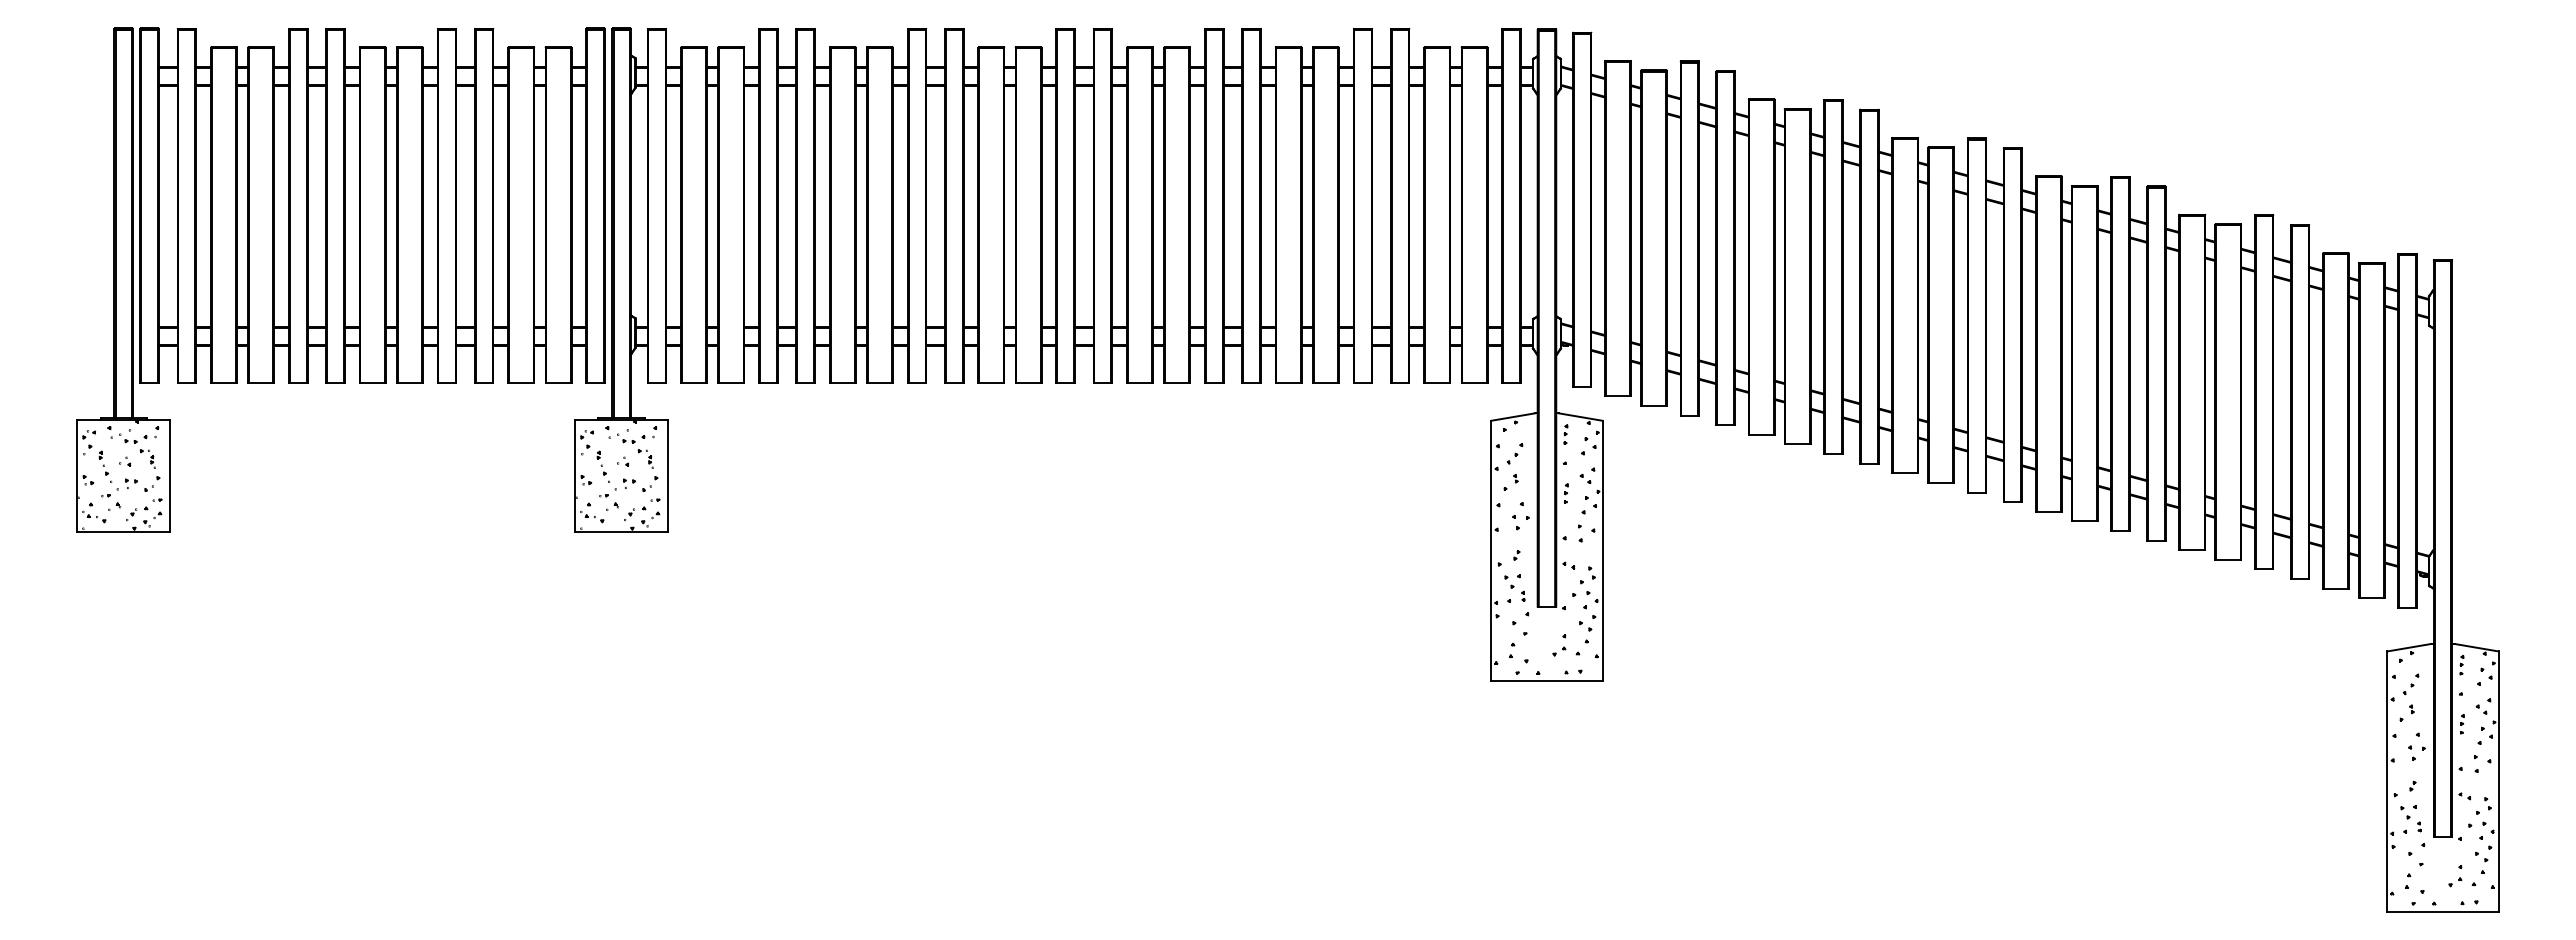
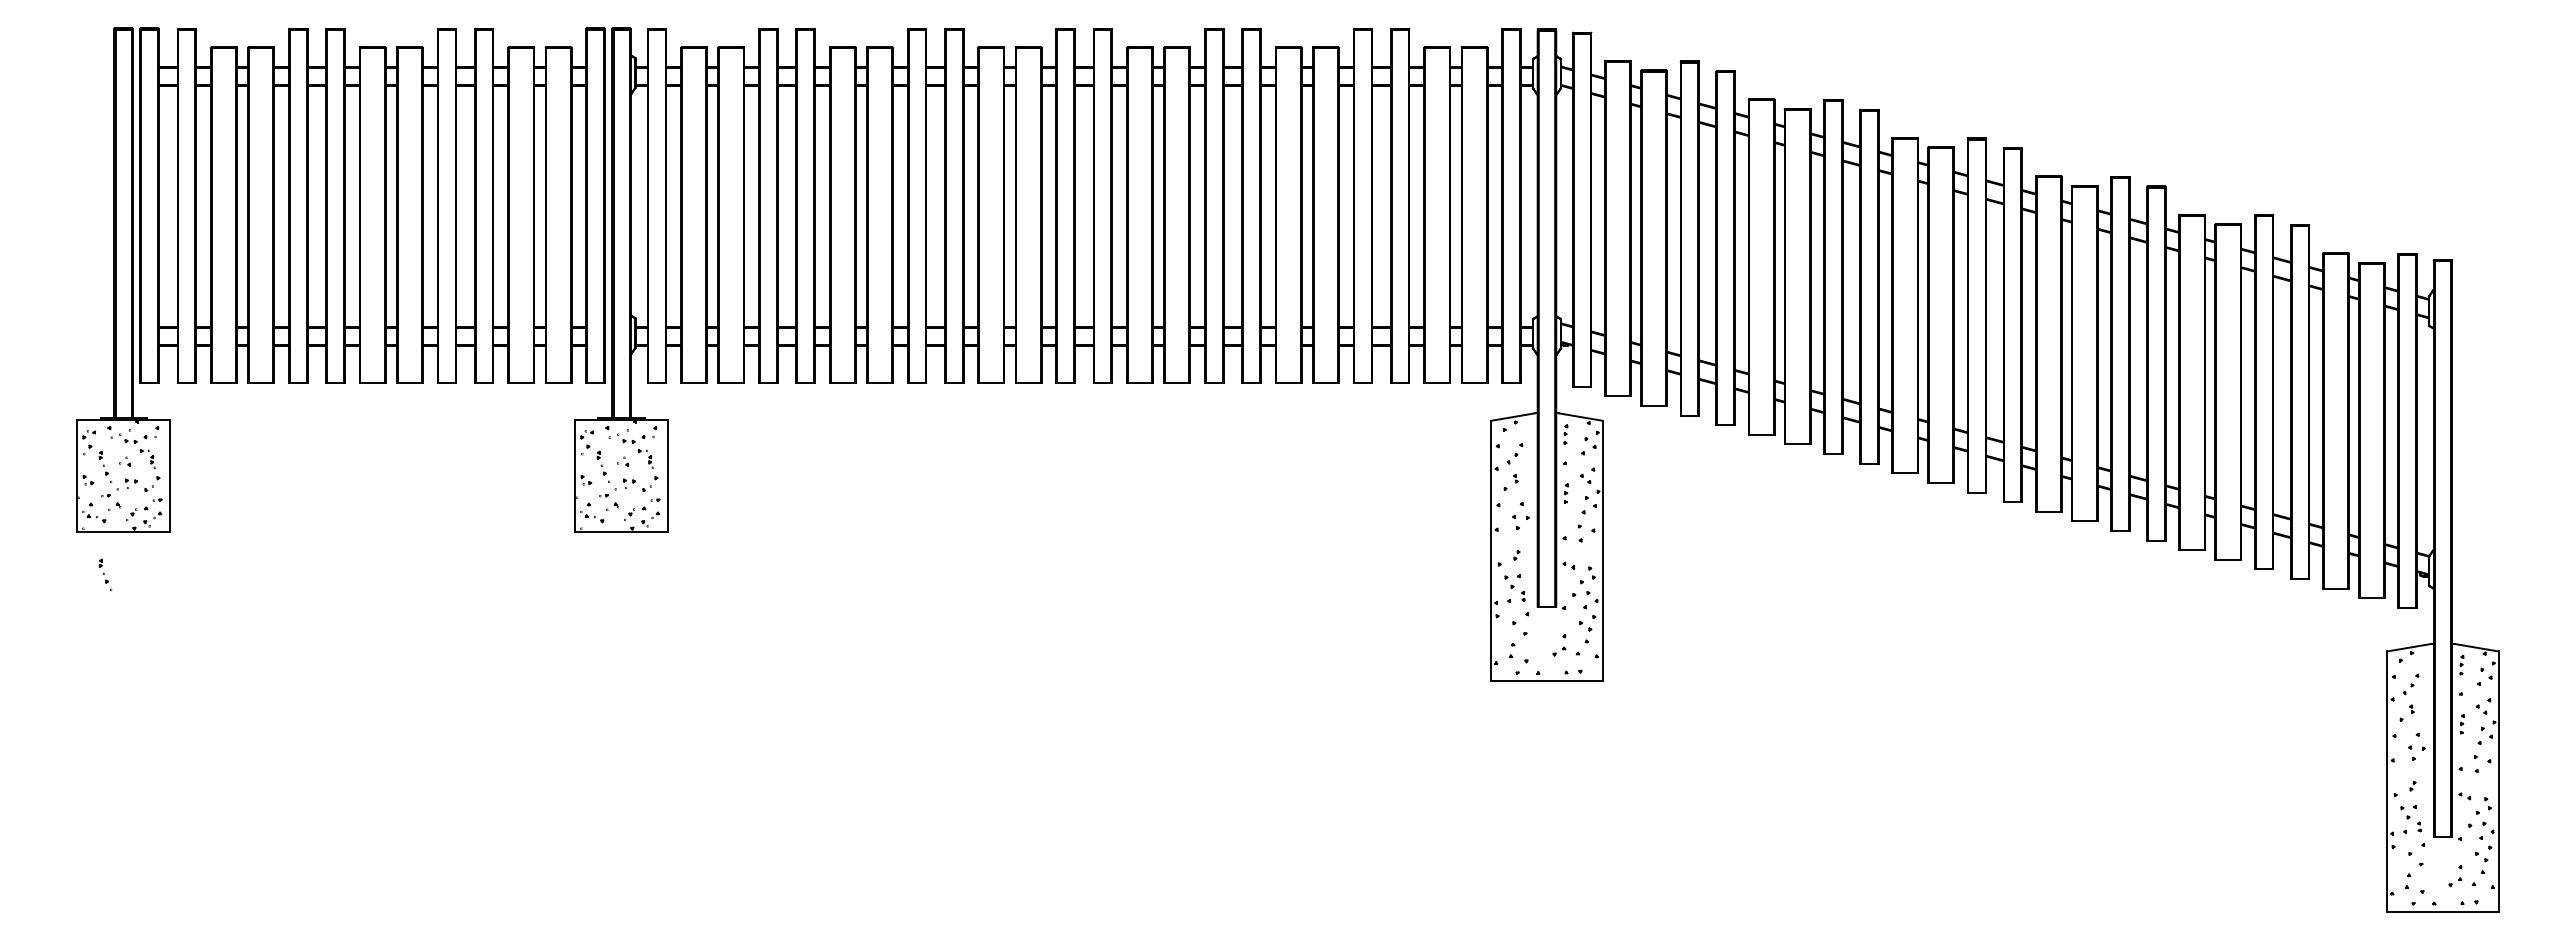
part: none -> present (105, 574)
